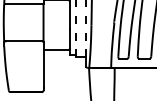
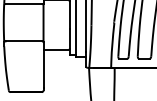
line: dashed -> solid (86, 26)
line: dashed -> solid (76, 28)
